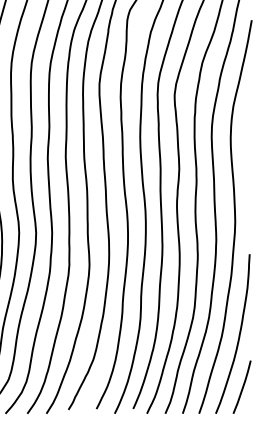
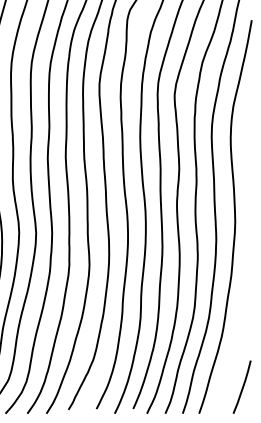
curve: present -> none (238, 334)
